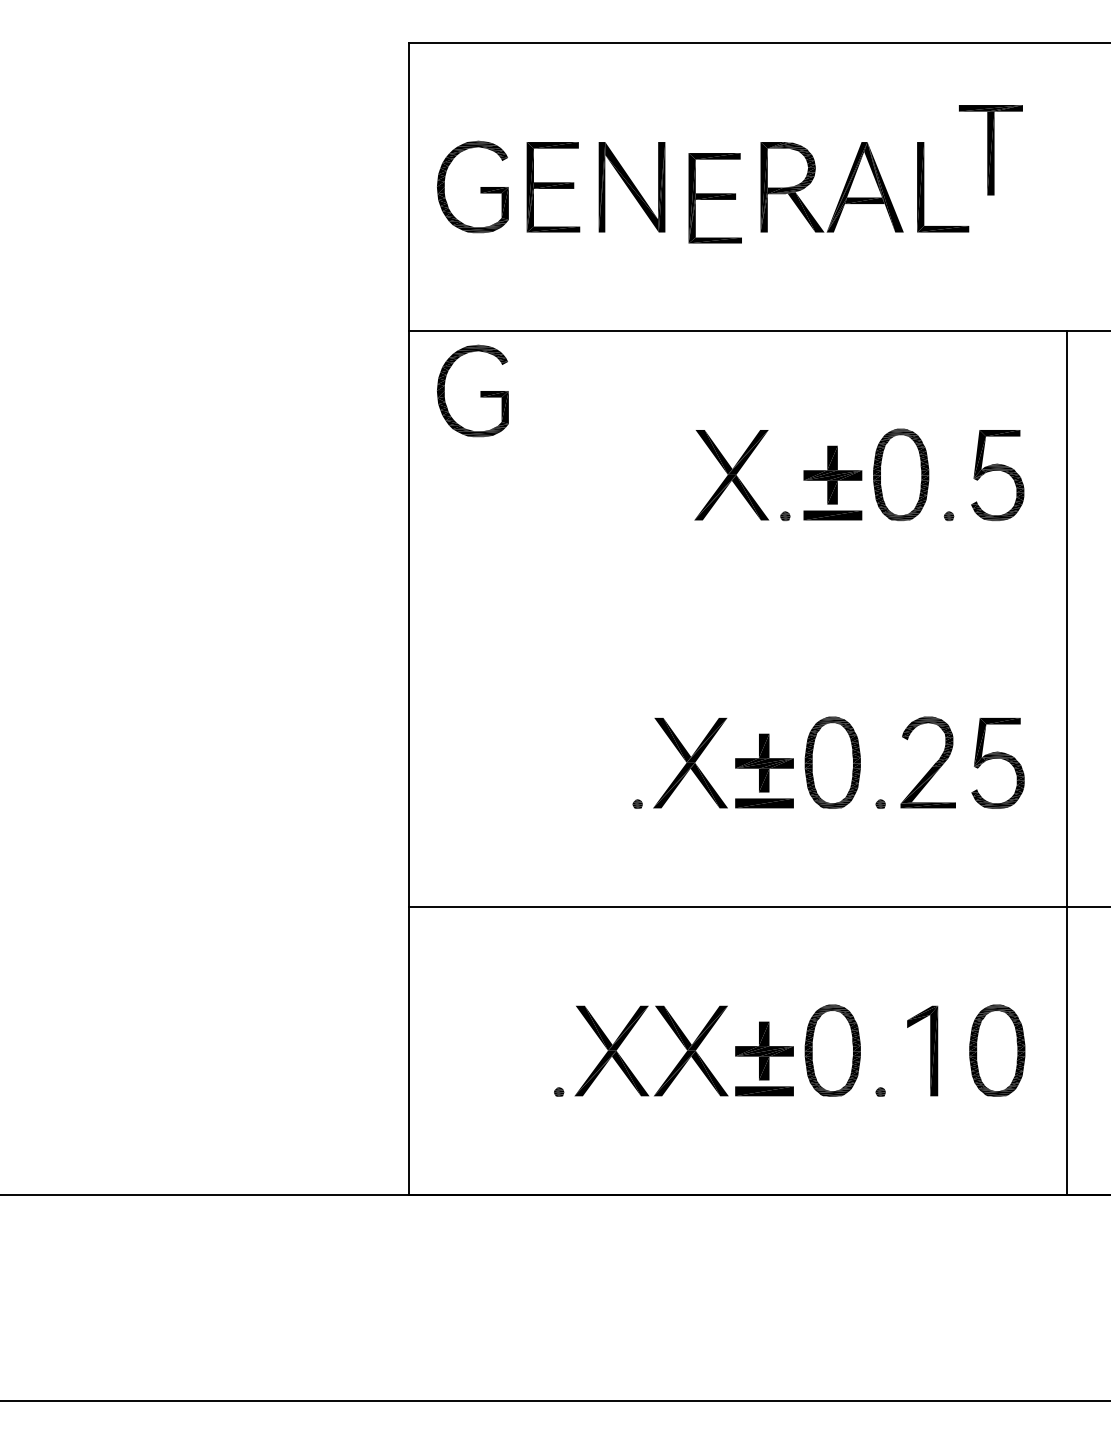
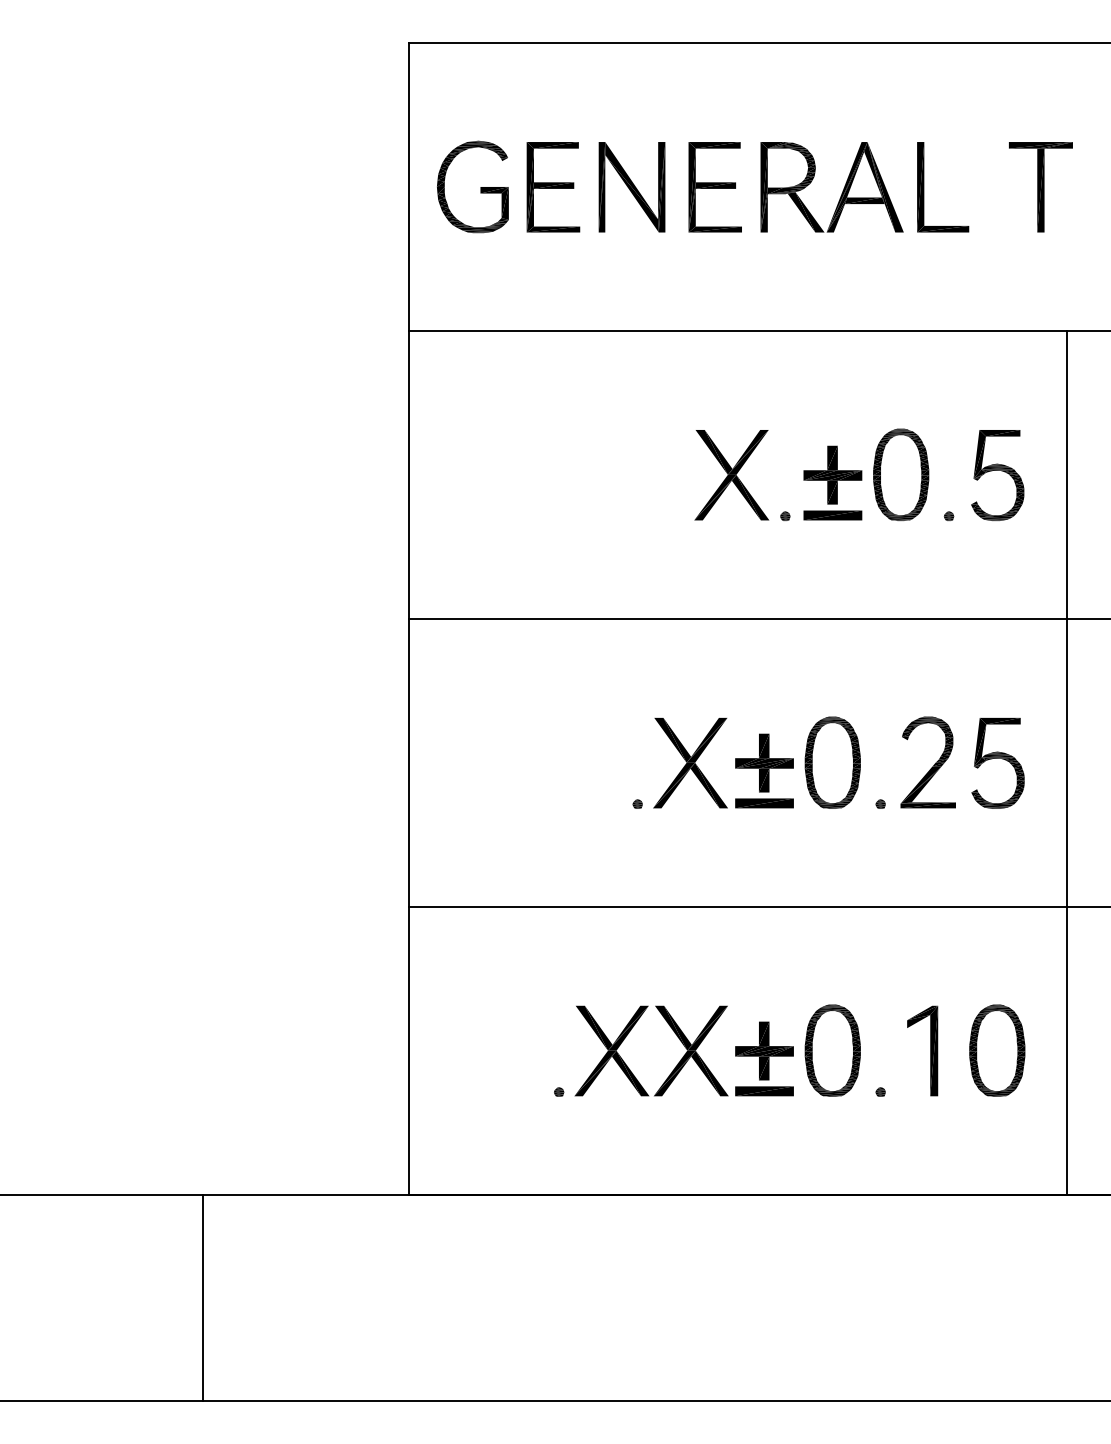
part position: (990, 150) -> (1040, 187) (1040, 187)
part position: (714, 198) -> (714, 187) (714, 187)
part: present -> none (480, 391)
line: none -> present (758, 619)
line: none -> present (203, 1297)
